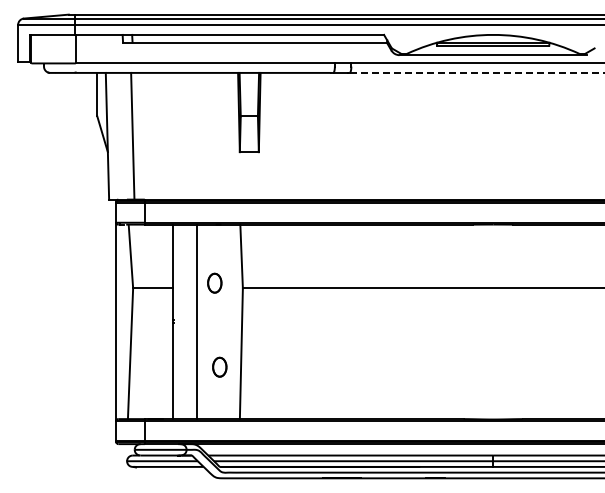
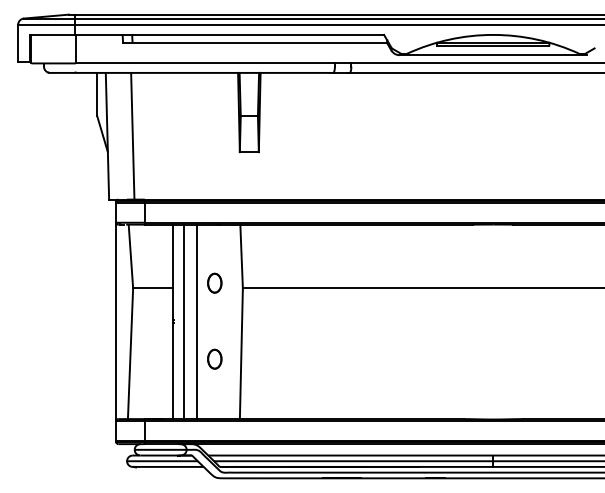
line: dashed -> solid (477, 72)
line: none -> present (184, 321)
part position: (219, 366) -> (214, 358) (214, 358)
